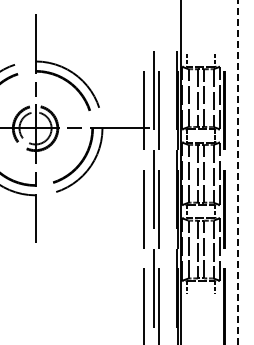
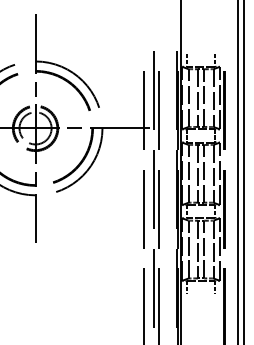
line: none -> present (243, 171)
line: dashed -> solid (237, 172)
